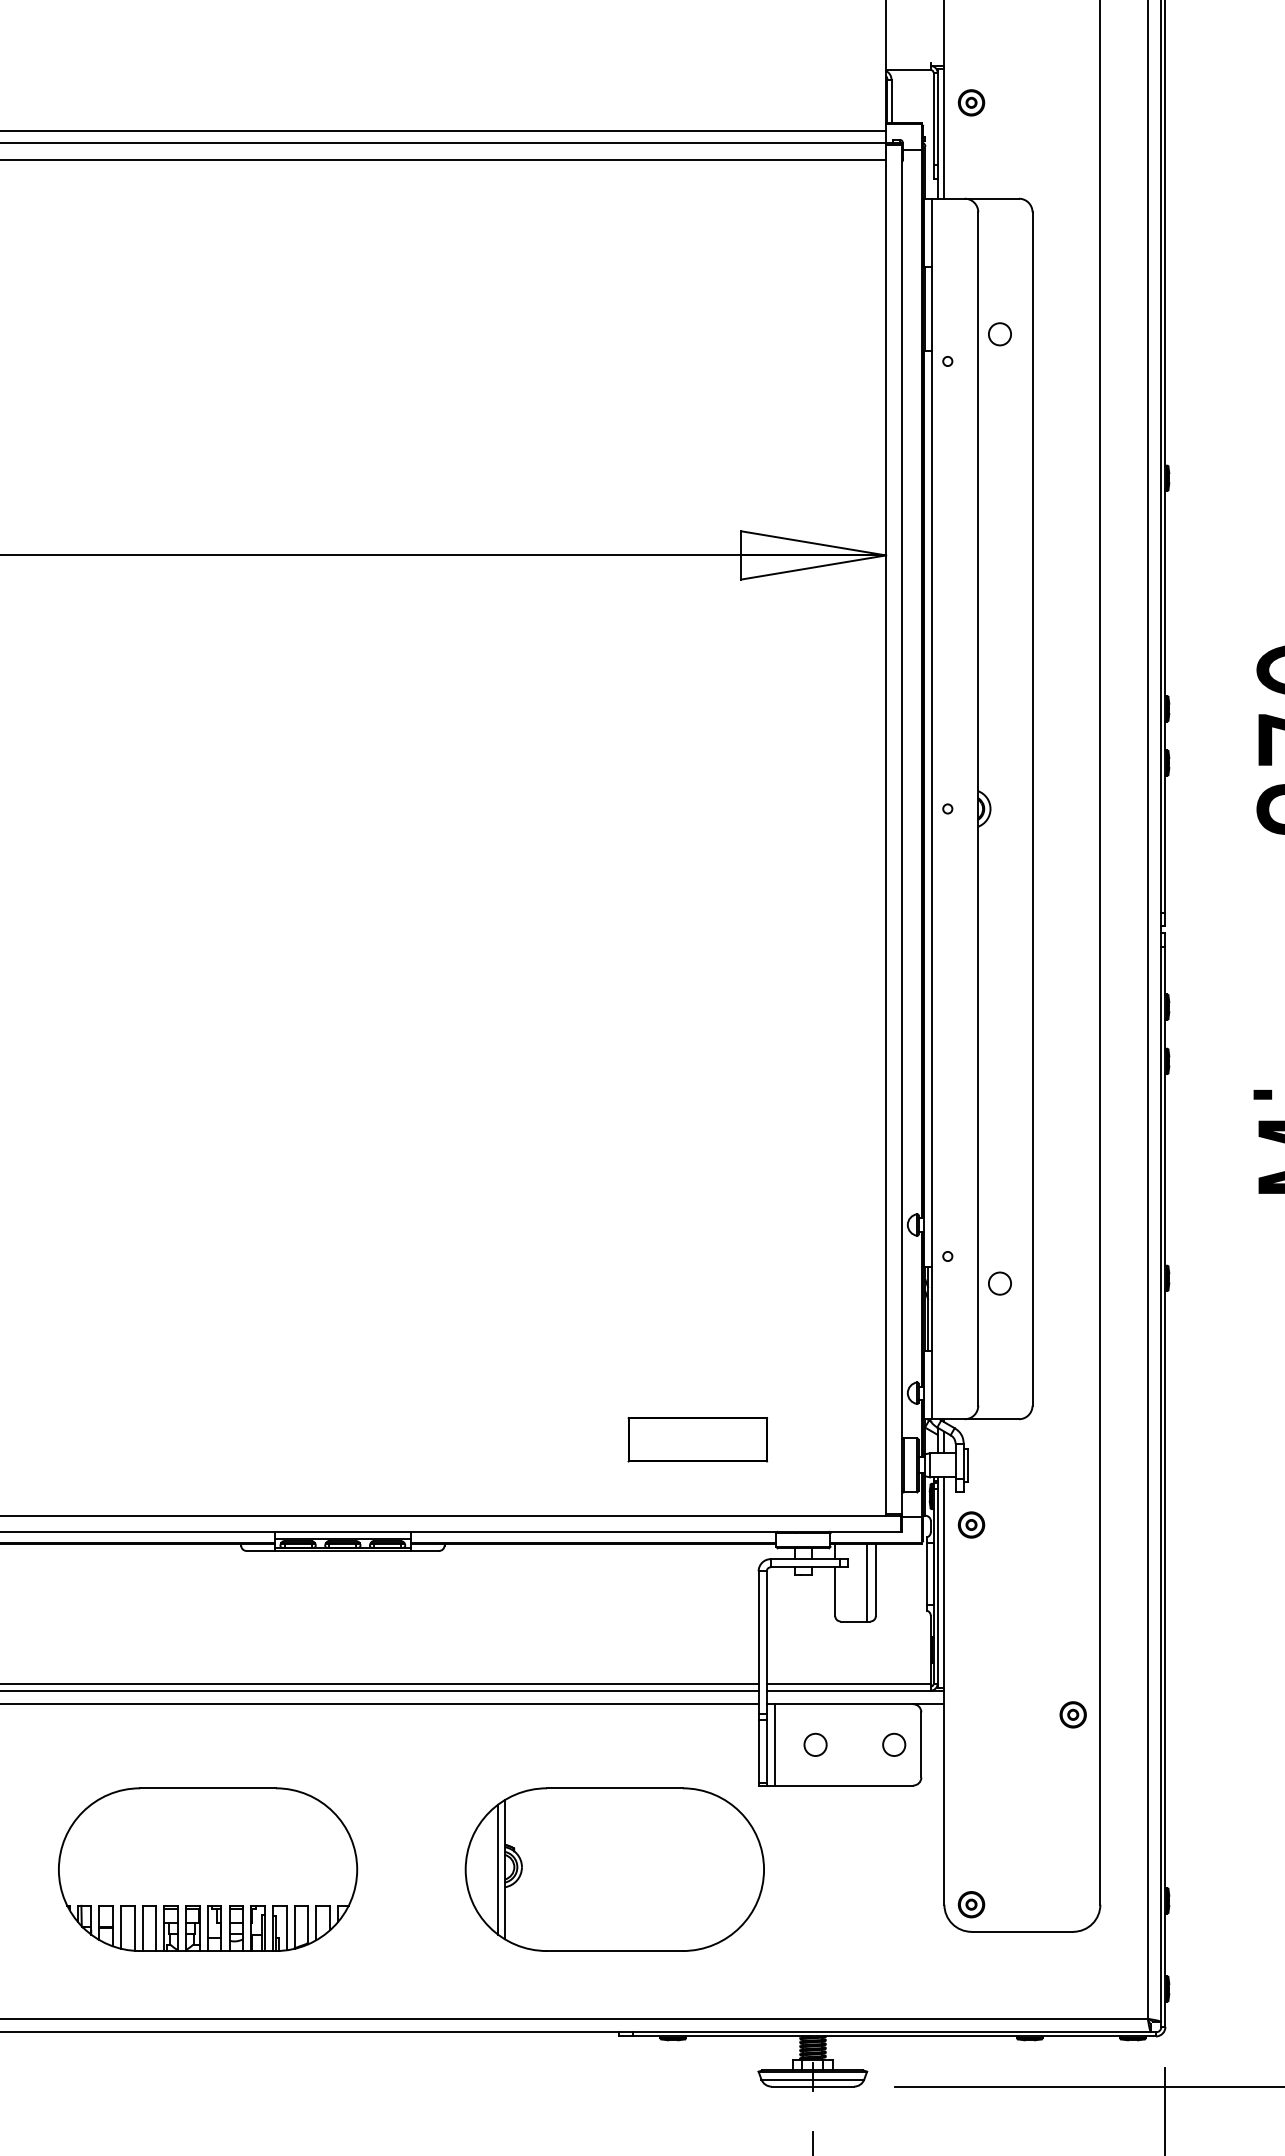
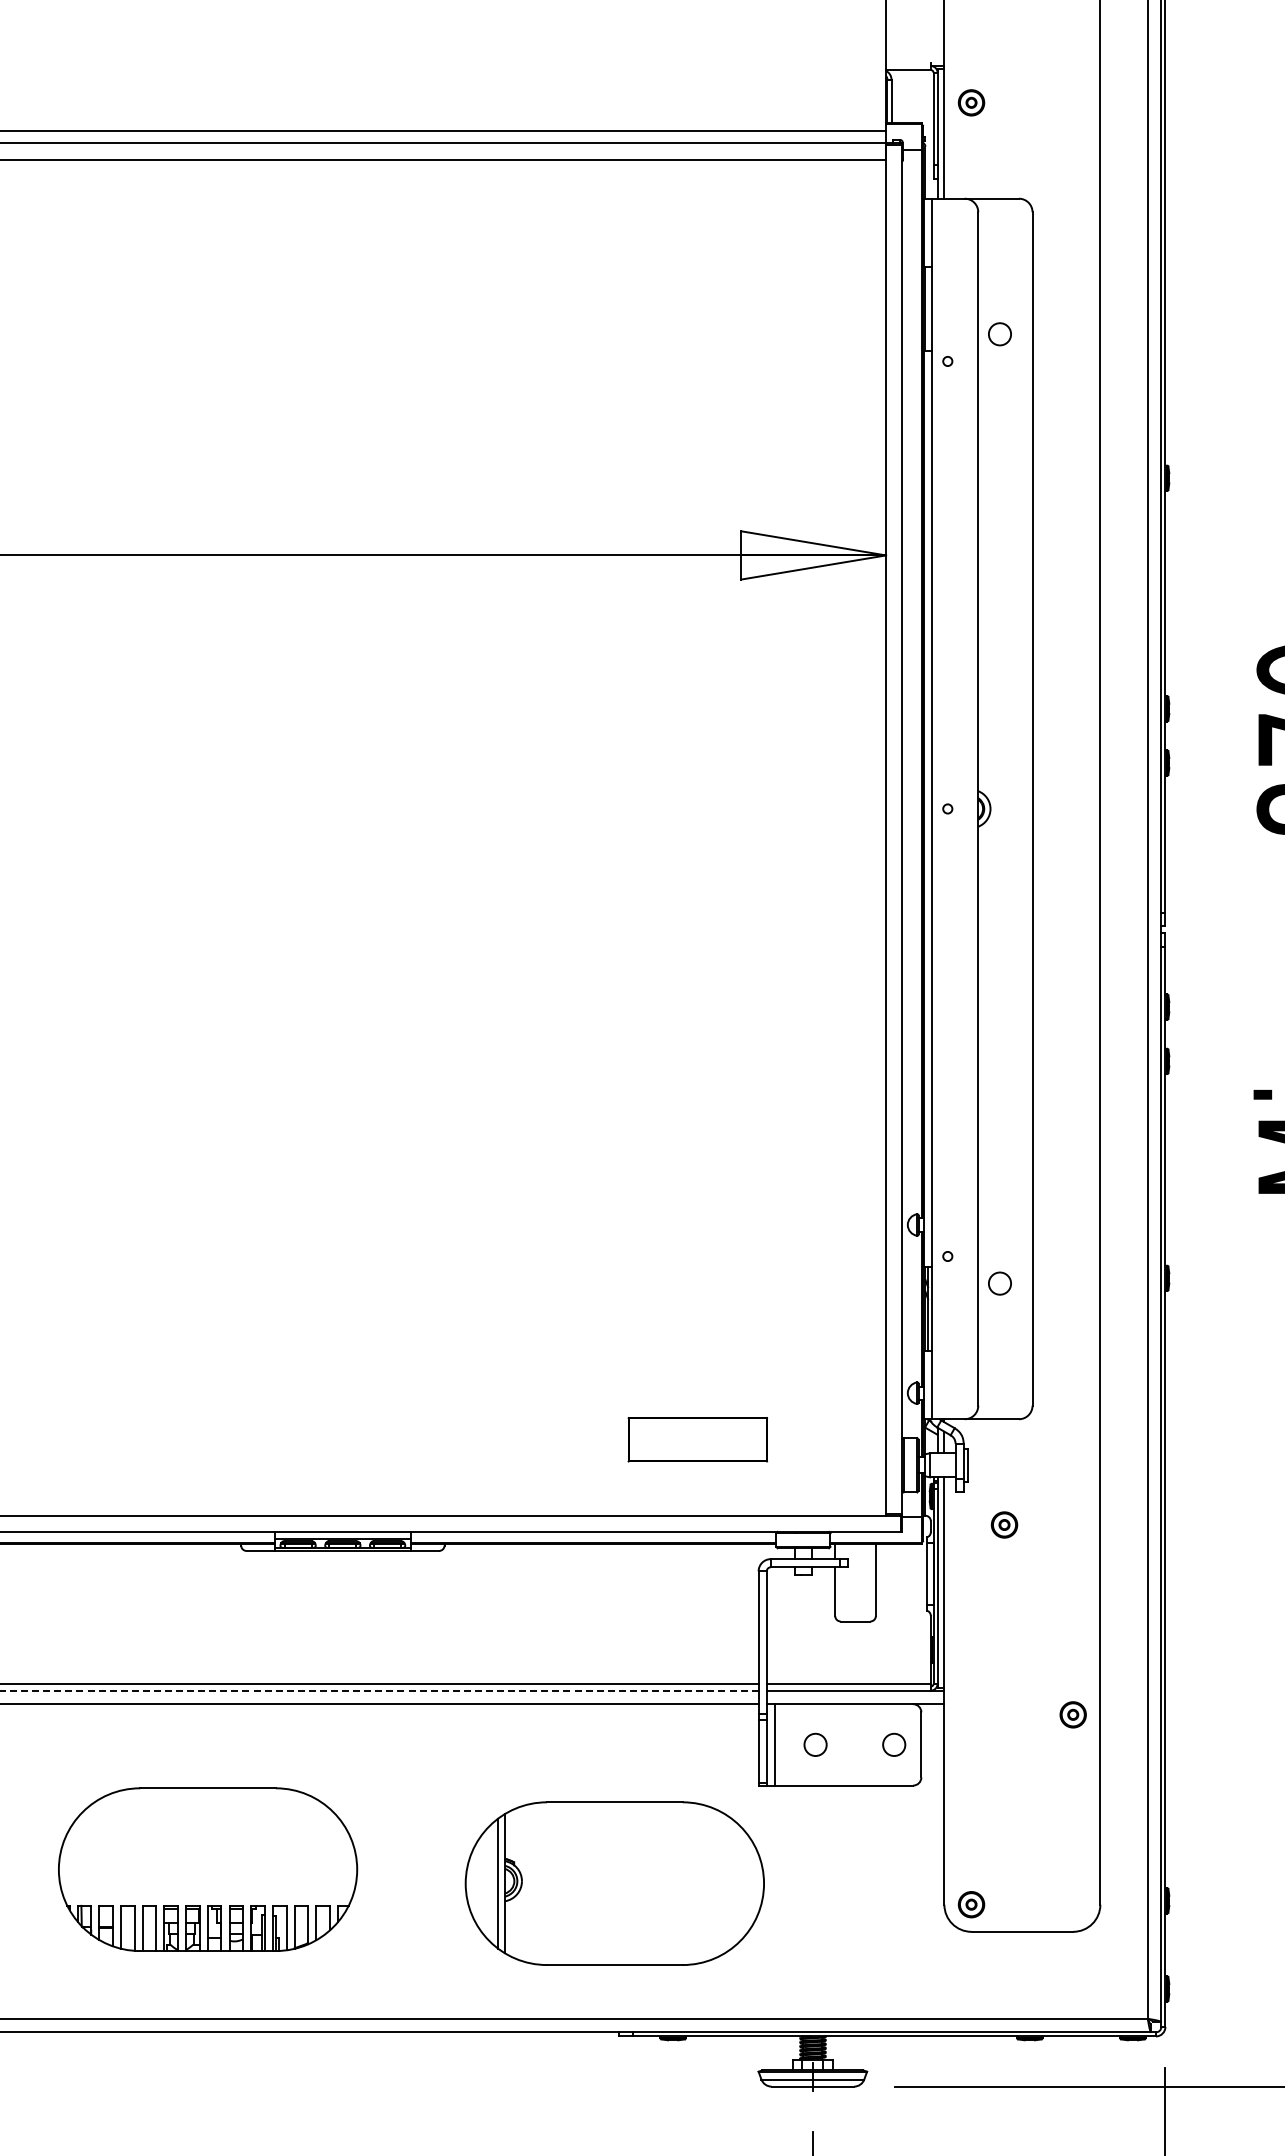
part position: (971, 1524) -> (1004, 1524) (1004, 1524)
line: present -> none (867, 1582)
line: solid -> dashed (379, 1690)
part position: (614, 1869) -> (614, 1883) (614, 1883)
